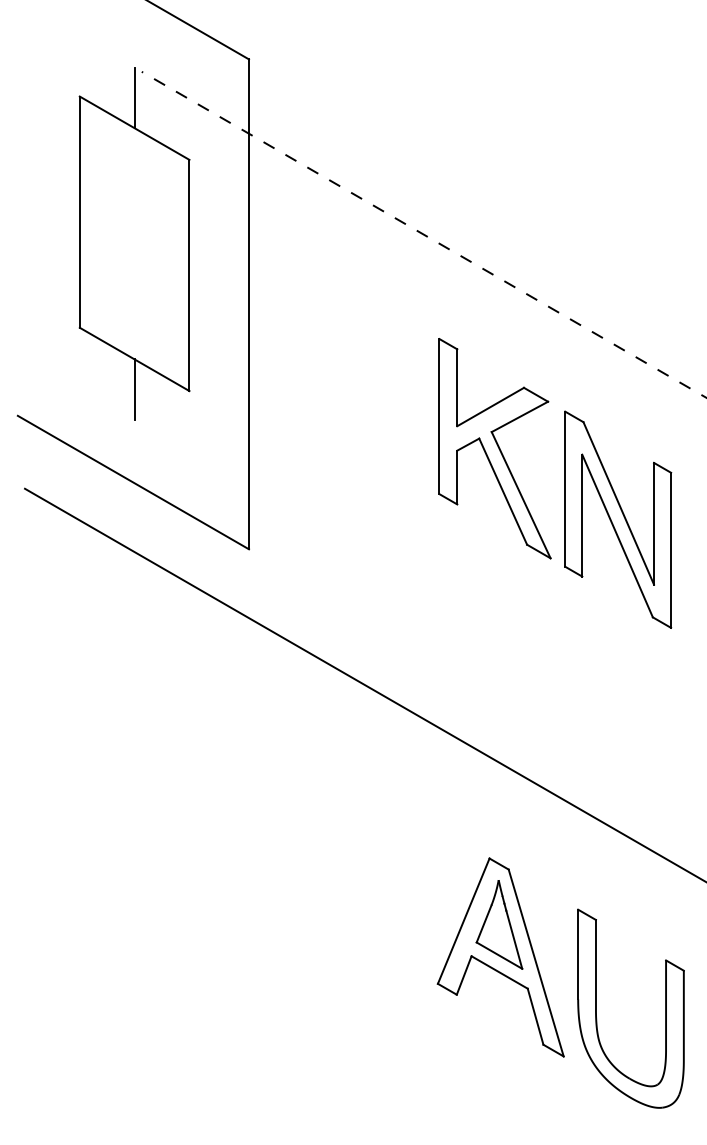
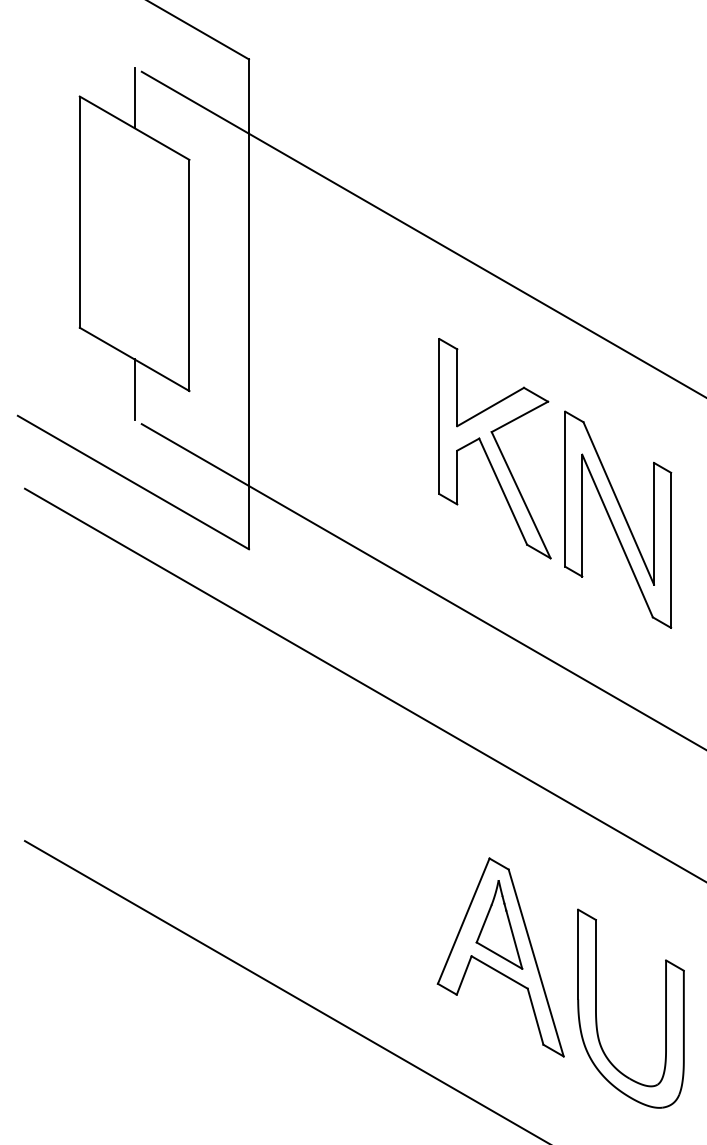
line: dashed -> solid (424, 234)
line: none -> present (422, 586)
line: none -> present (284, 991)
